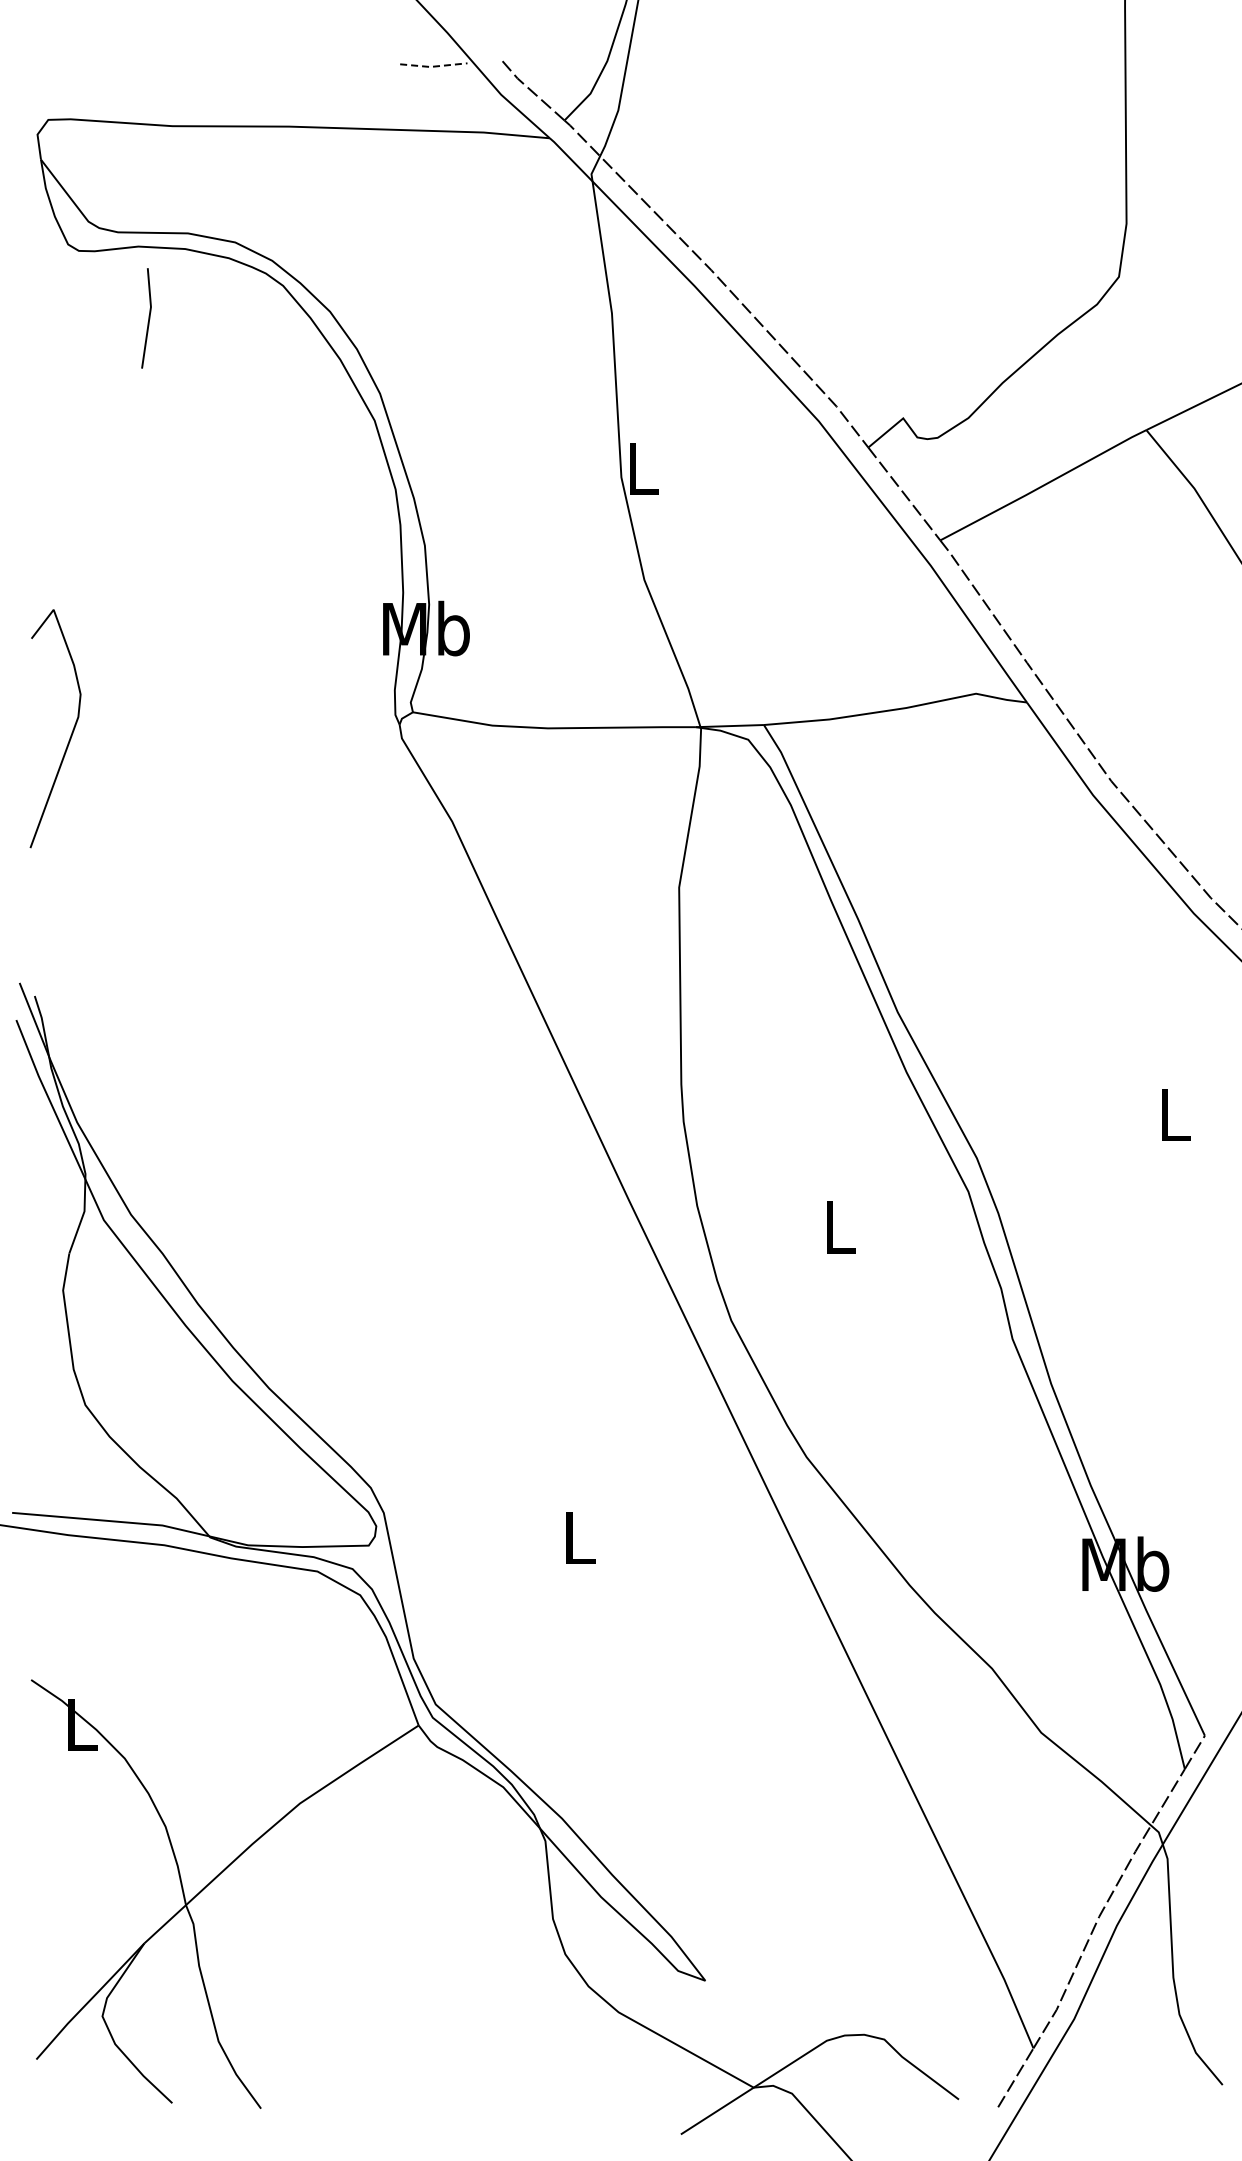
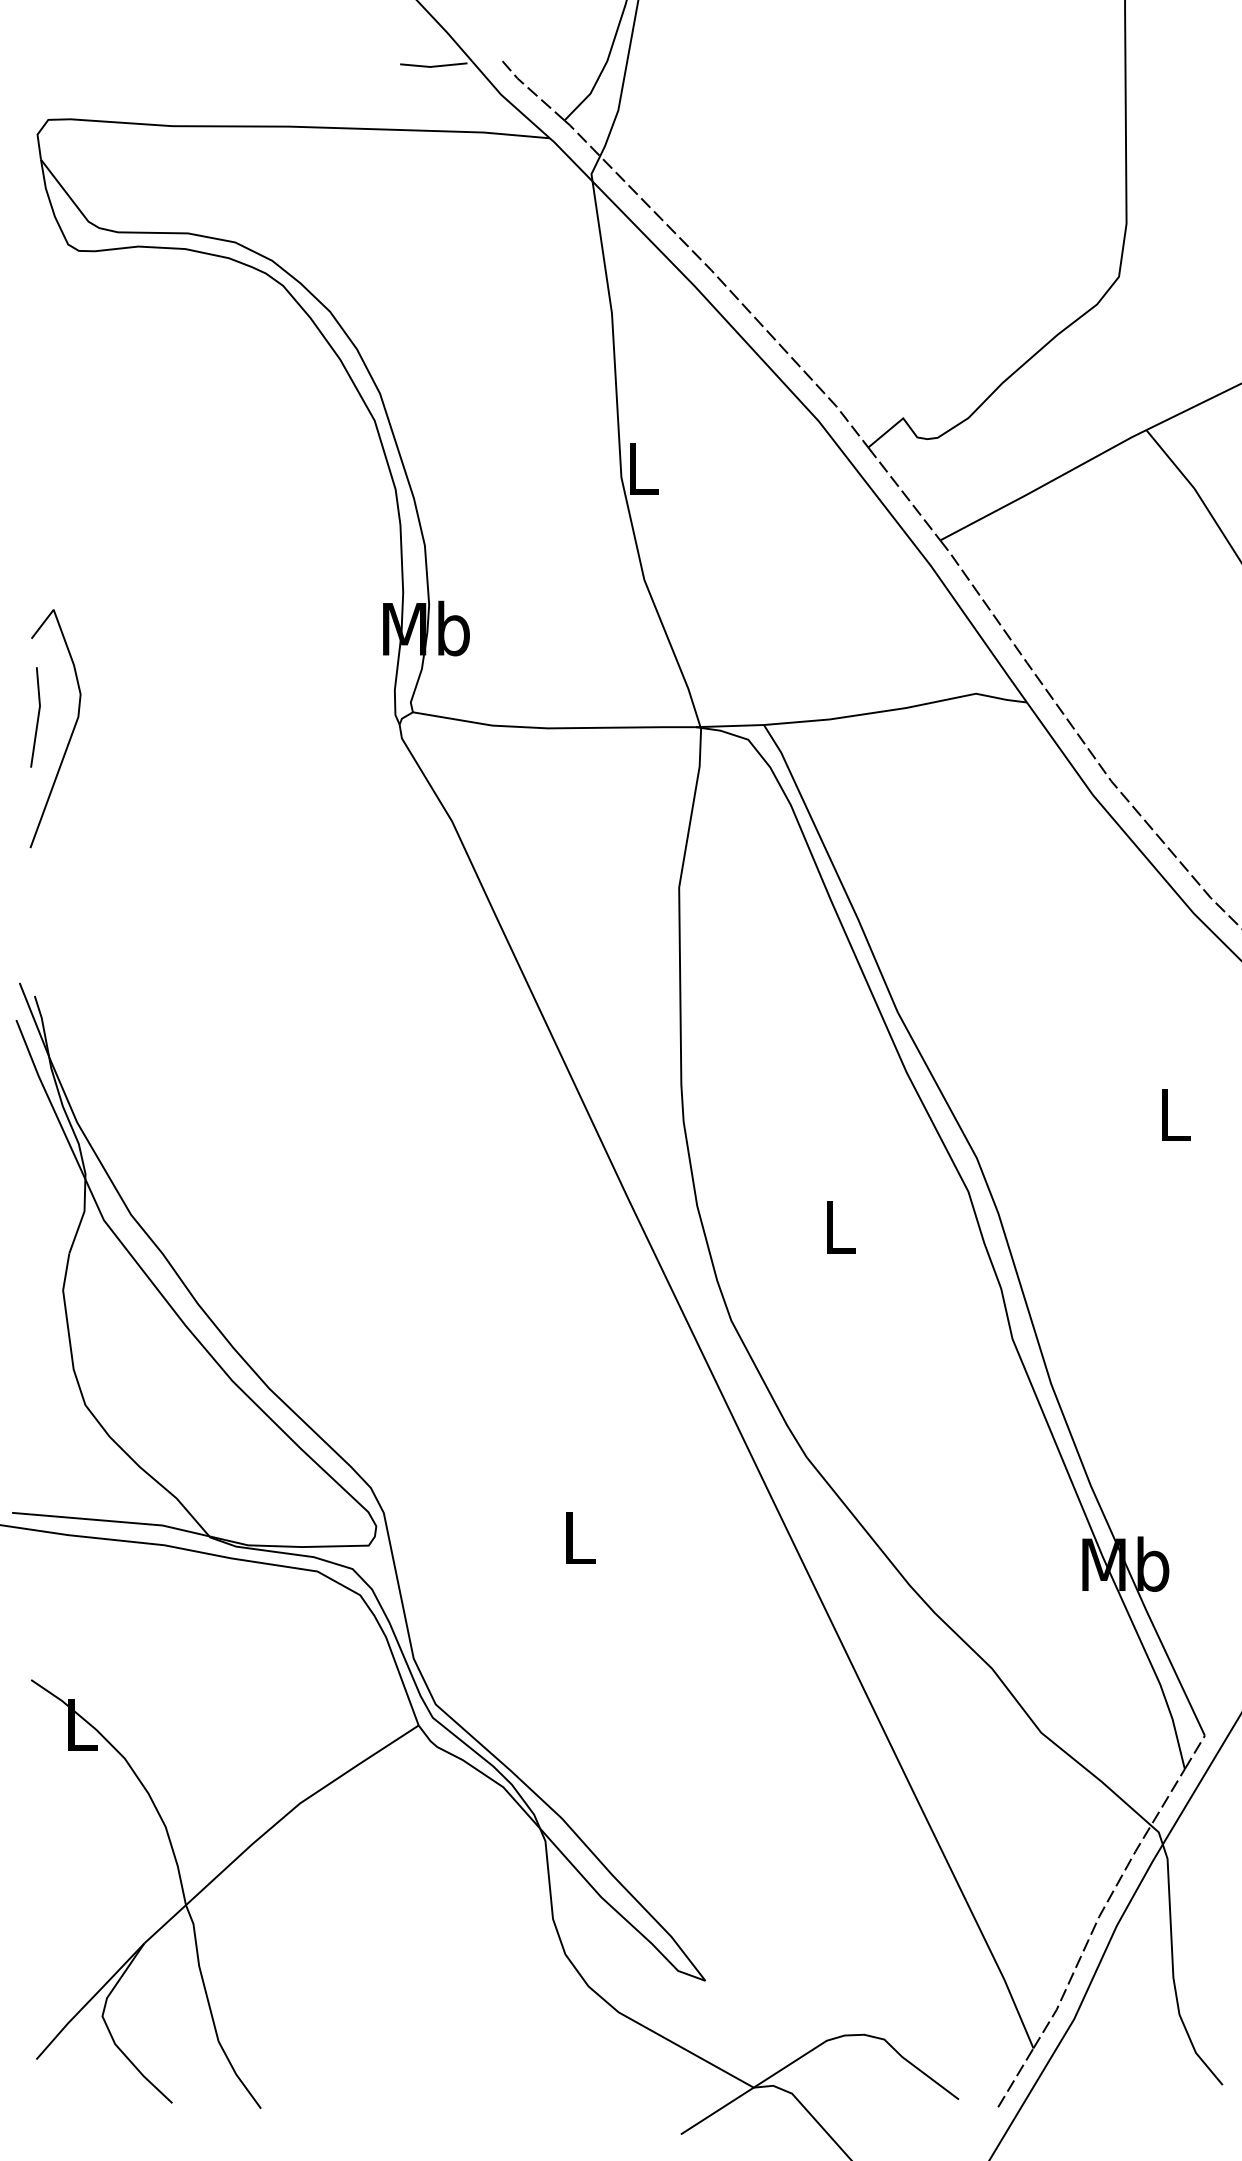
line: dashed -> solid (433, 66)
line position: (148, 318) -> (37, 717) (37, 717)
